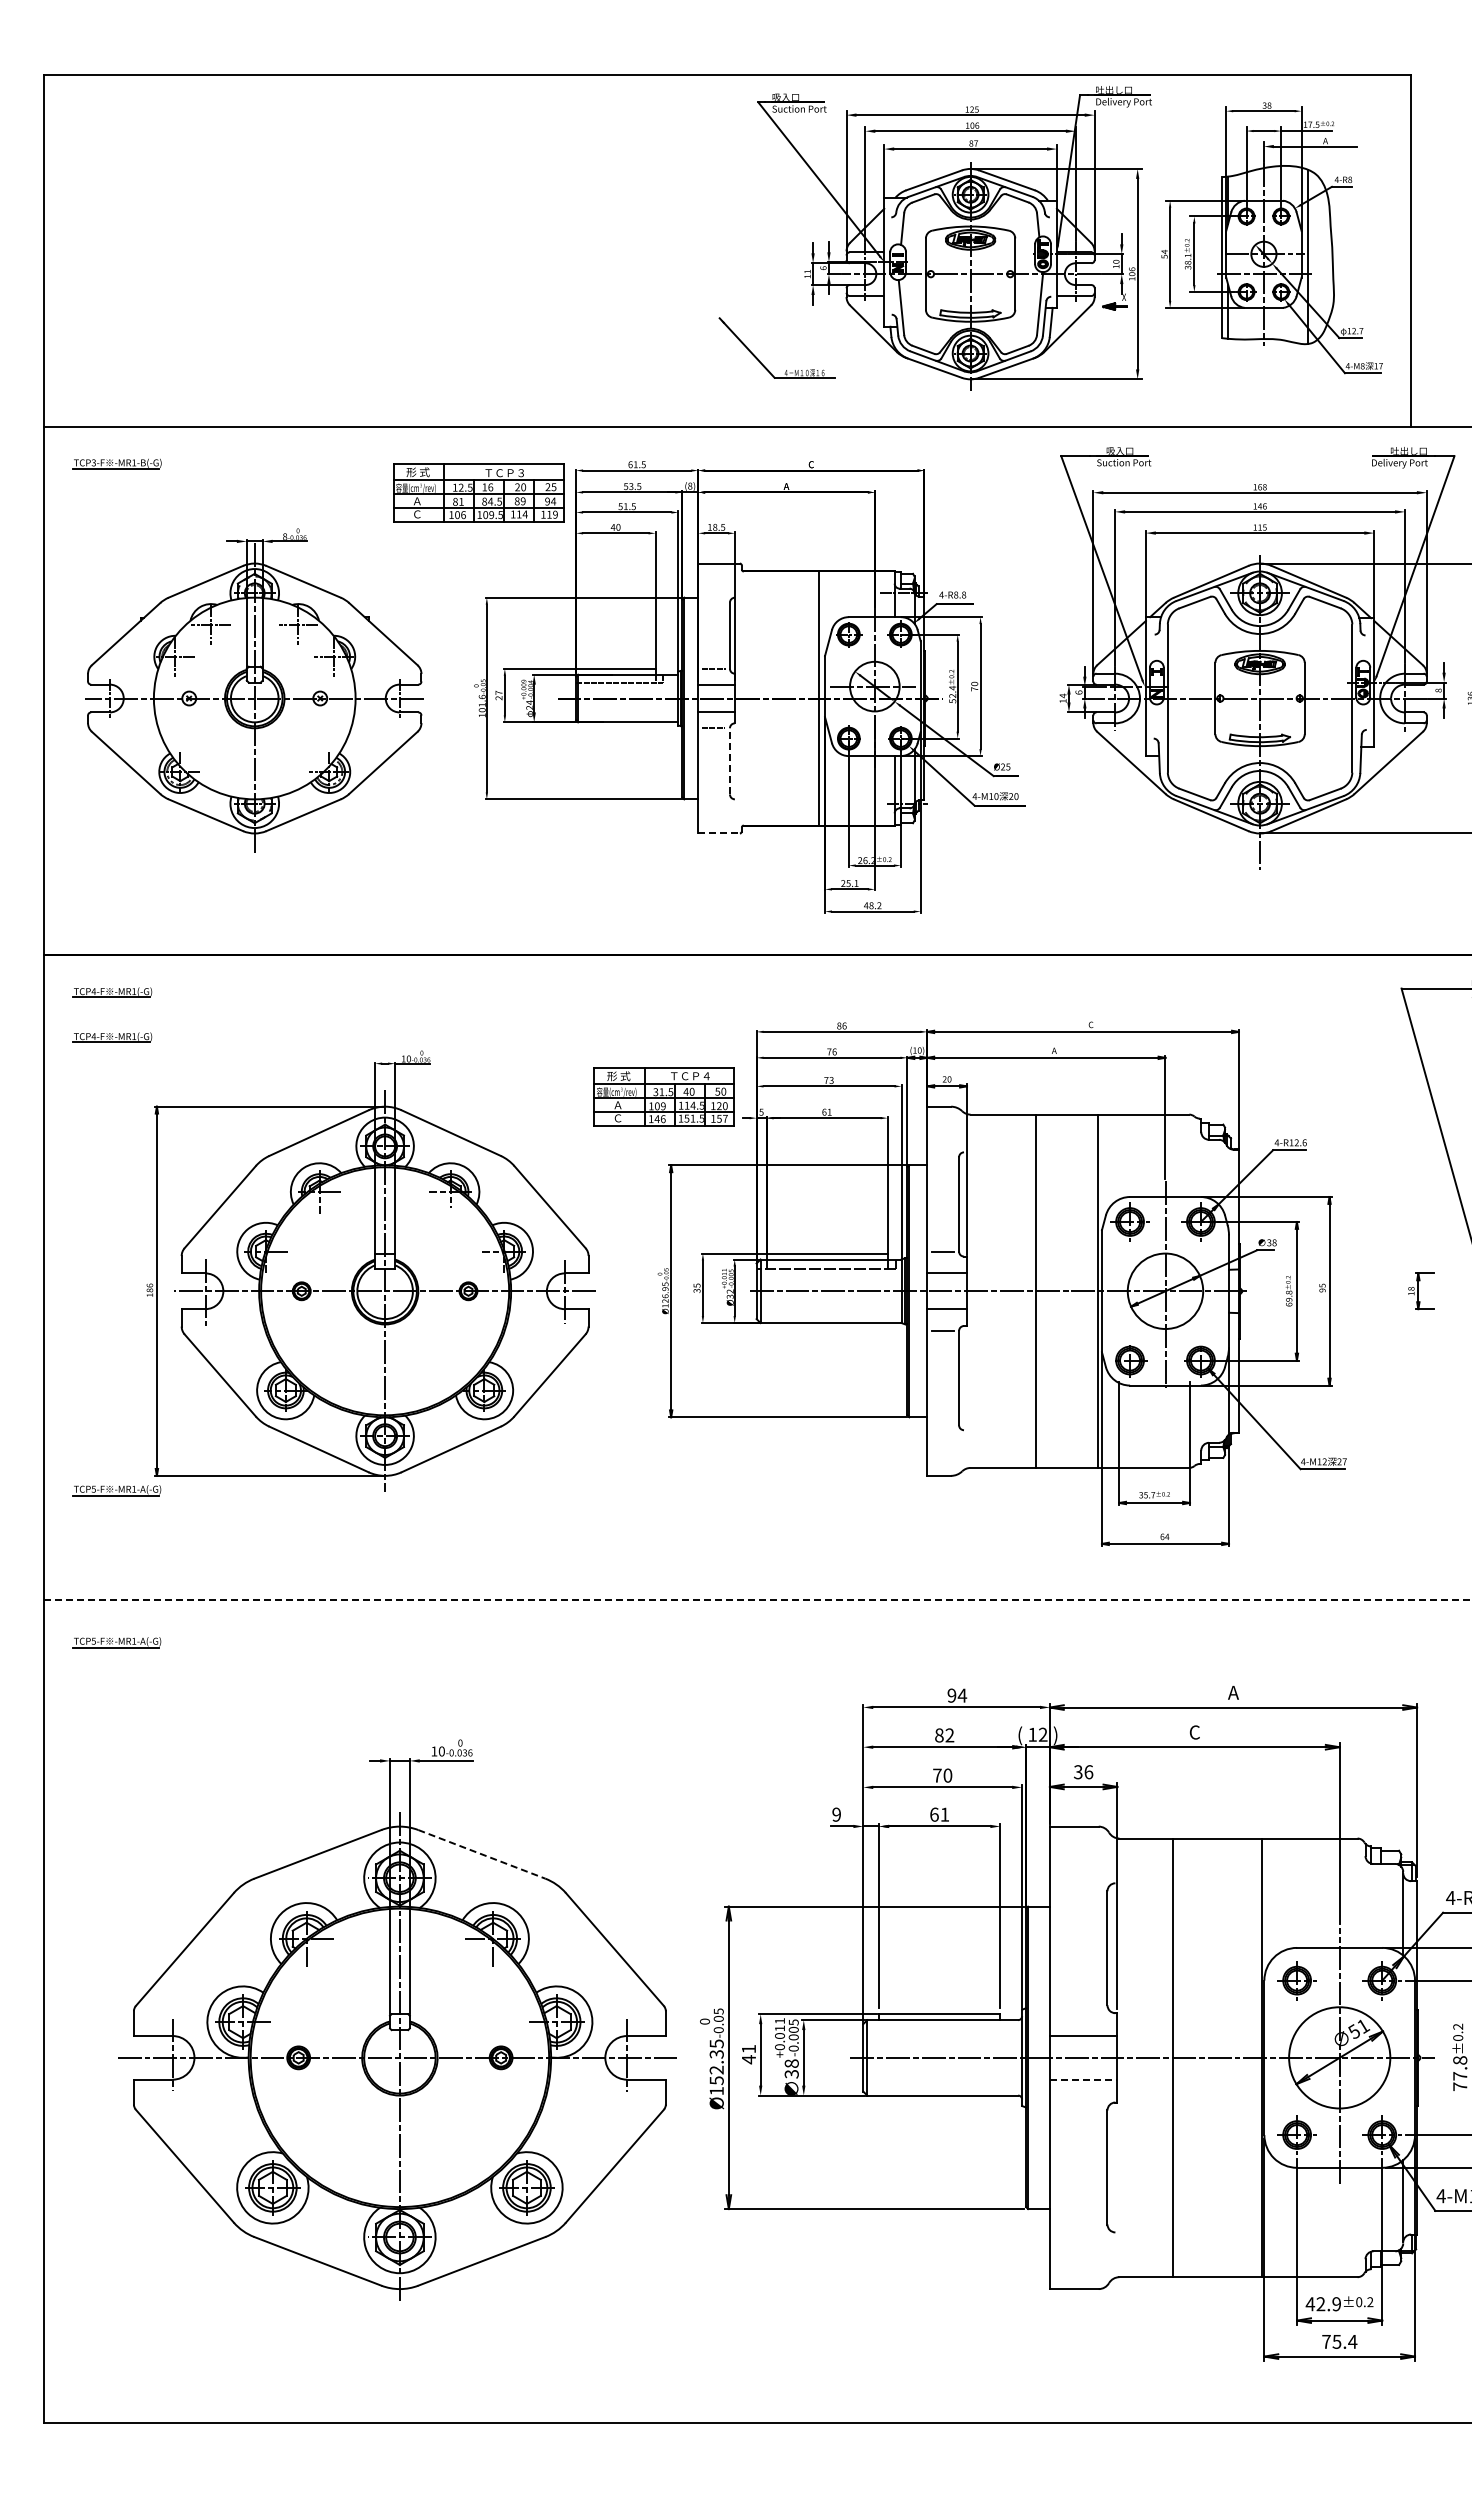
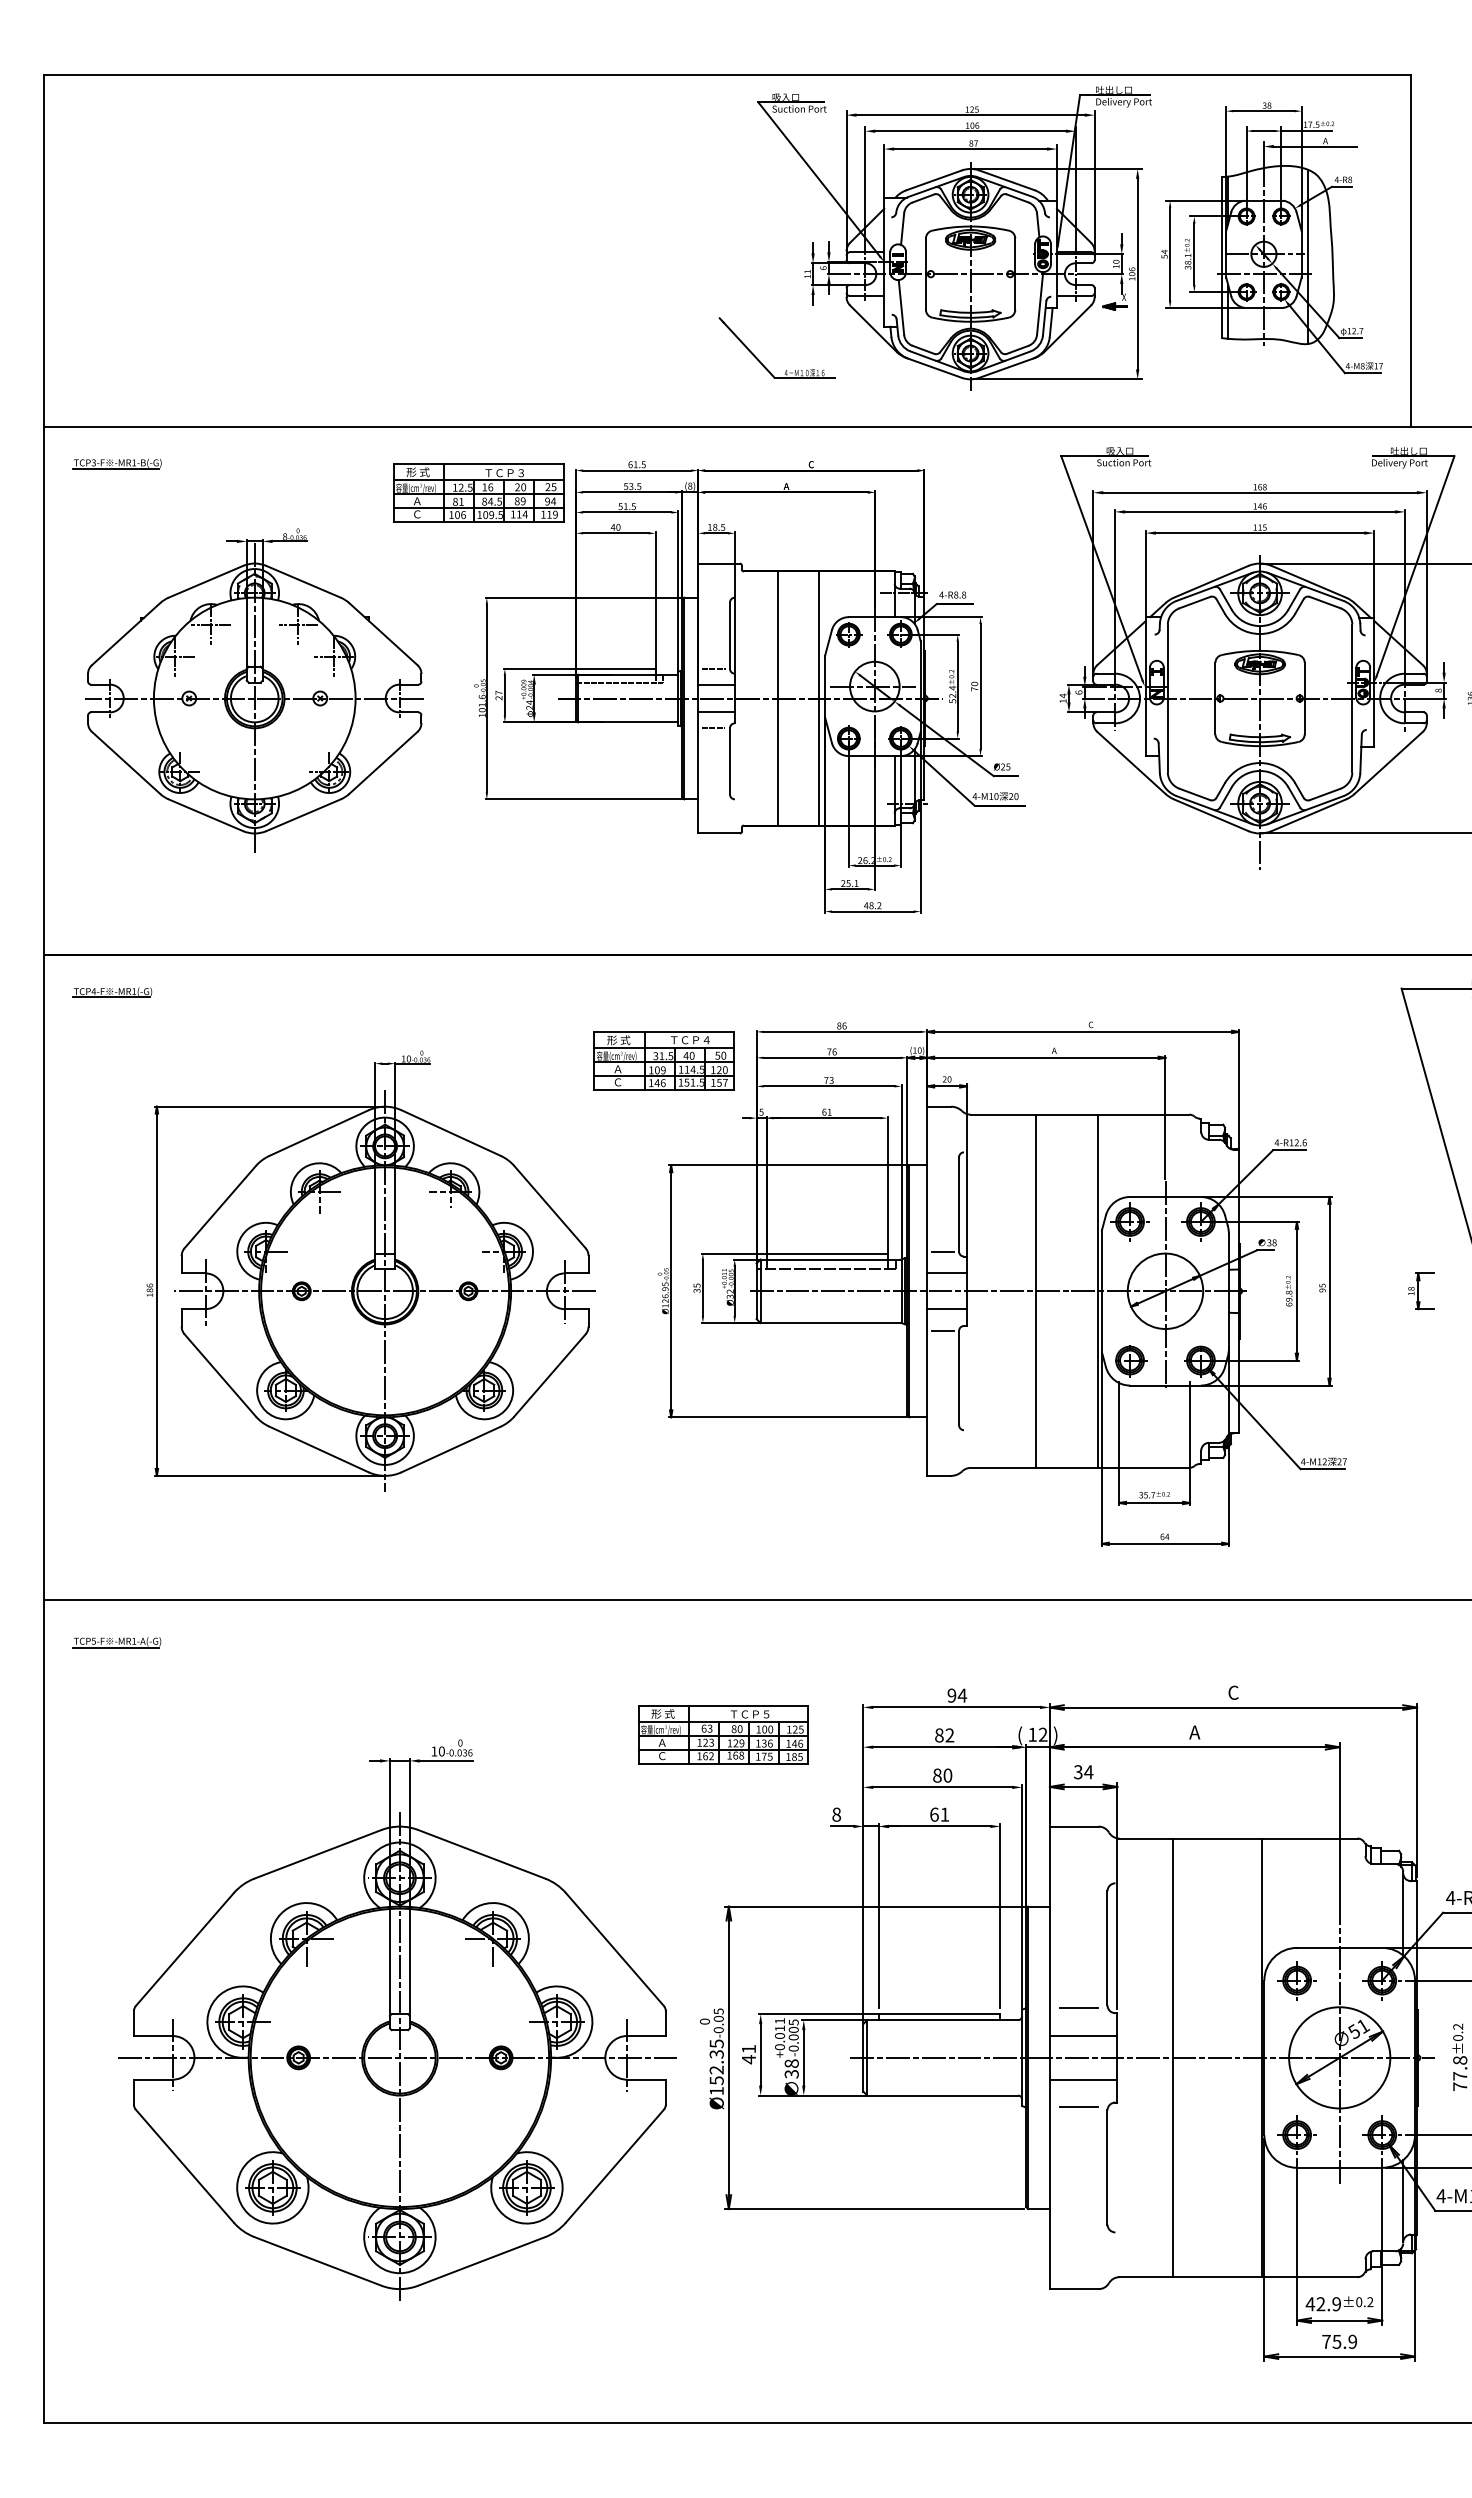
line: none -> present (777, 698)
line: dashed -> solid (729, 760)
line: dashed -> solid (719, 833)
part: present -> none (112, 1037)
part position: (663, 1096) -> (663, 1060) (663, 1060)
part: present -> none (116, 1490)
line: dashed -> solid (757, 1600)
text: A -> C (1233, 1692)
text: C -> A (1194, 1732)
part: none -> present (723, 1734)
text: 36 -> 34 (1088, 1772)
text: 70 -> 80 (937, 1775)
text: 9 -> 8 (836, 1814)
line: dashed -> solid (482, 1854)
line: none -> present (1078, 2007)
line: dashed -> solid (1083, 2079)
line: none -> present (1078, 2107)
text: 75.4 -> 75.9 (1352, 2341)
